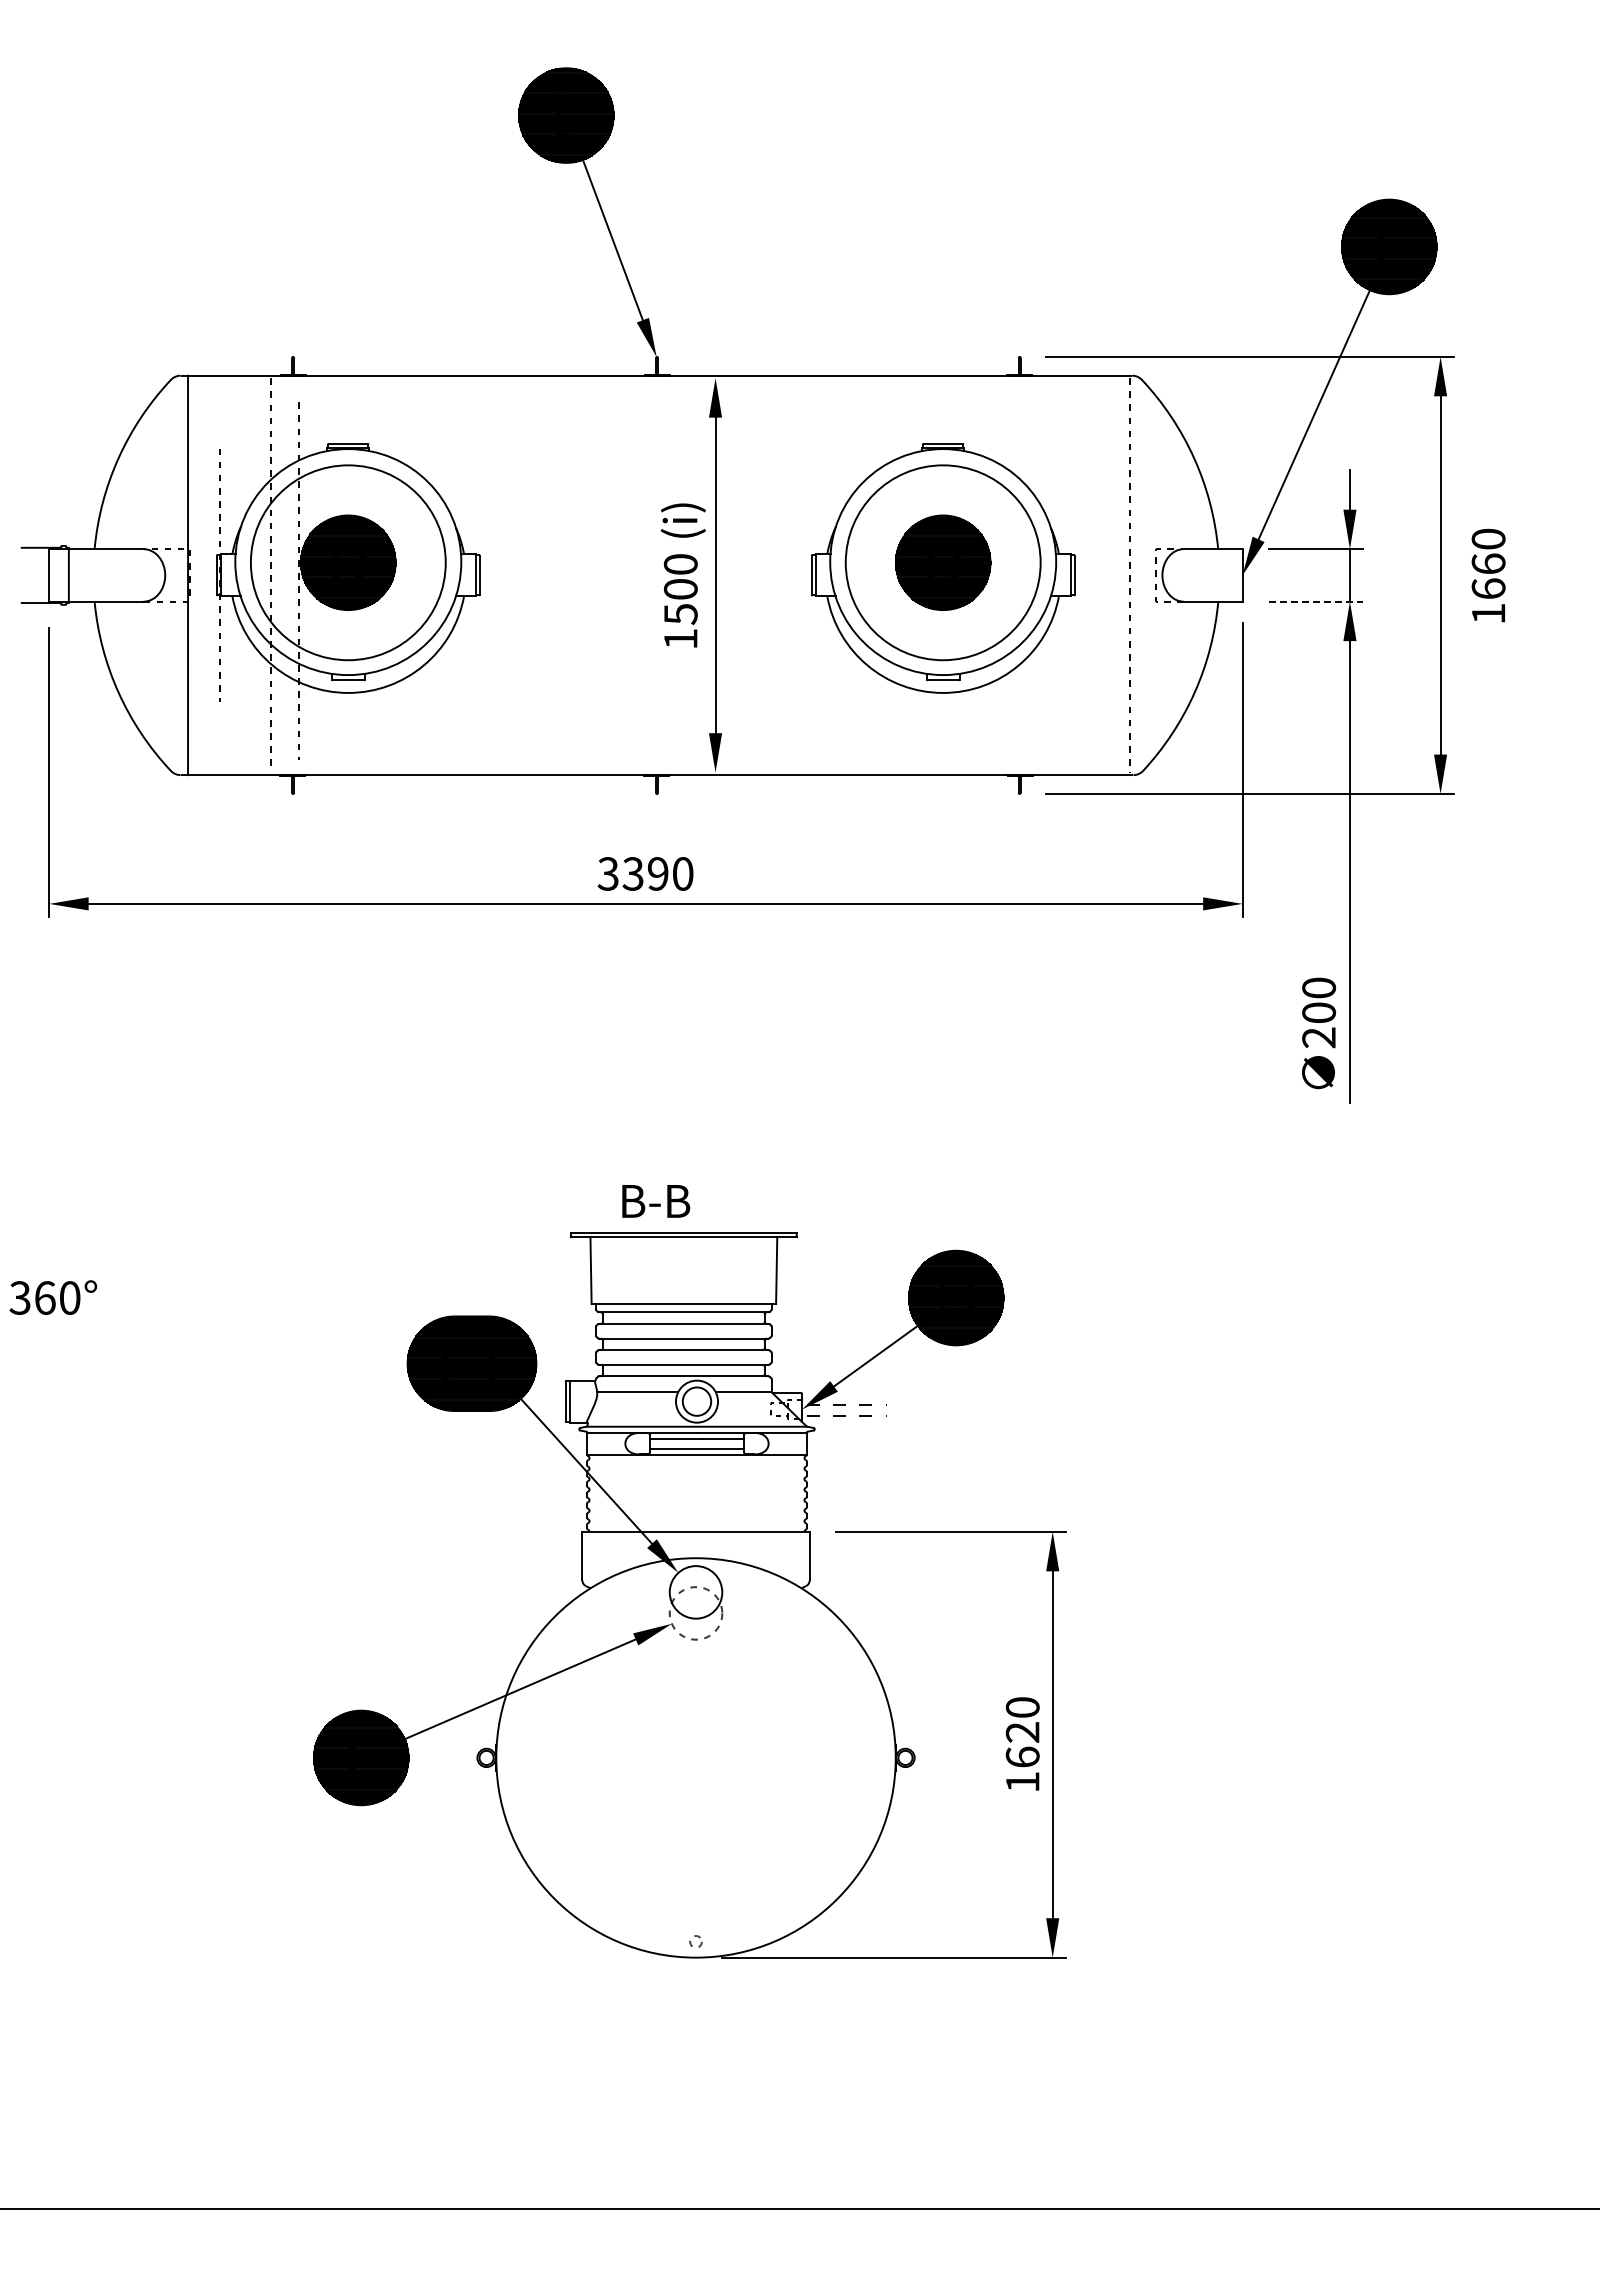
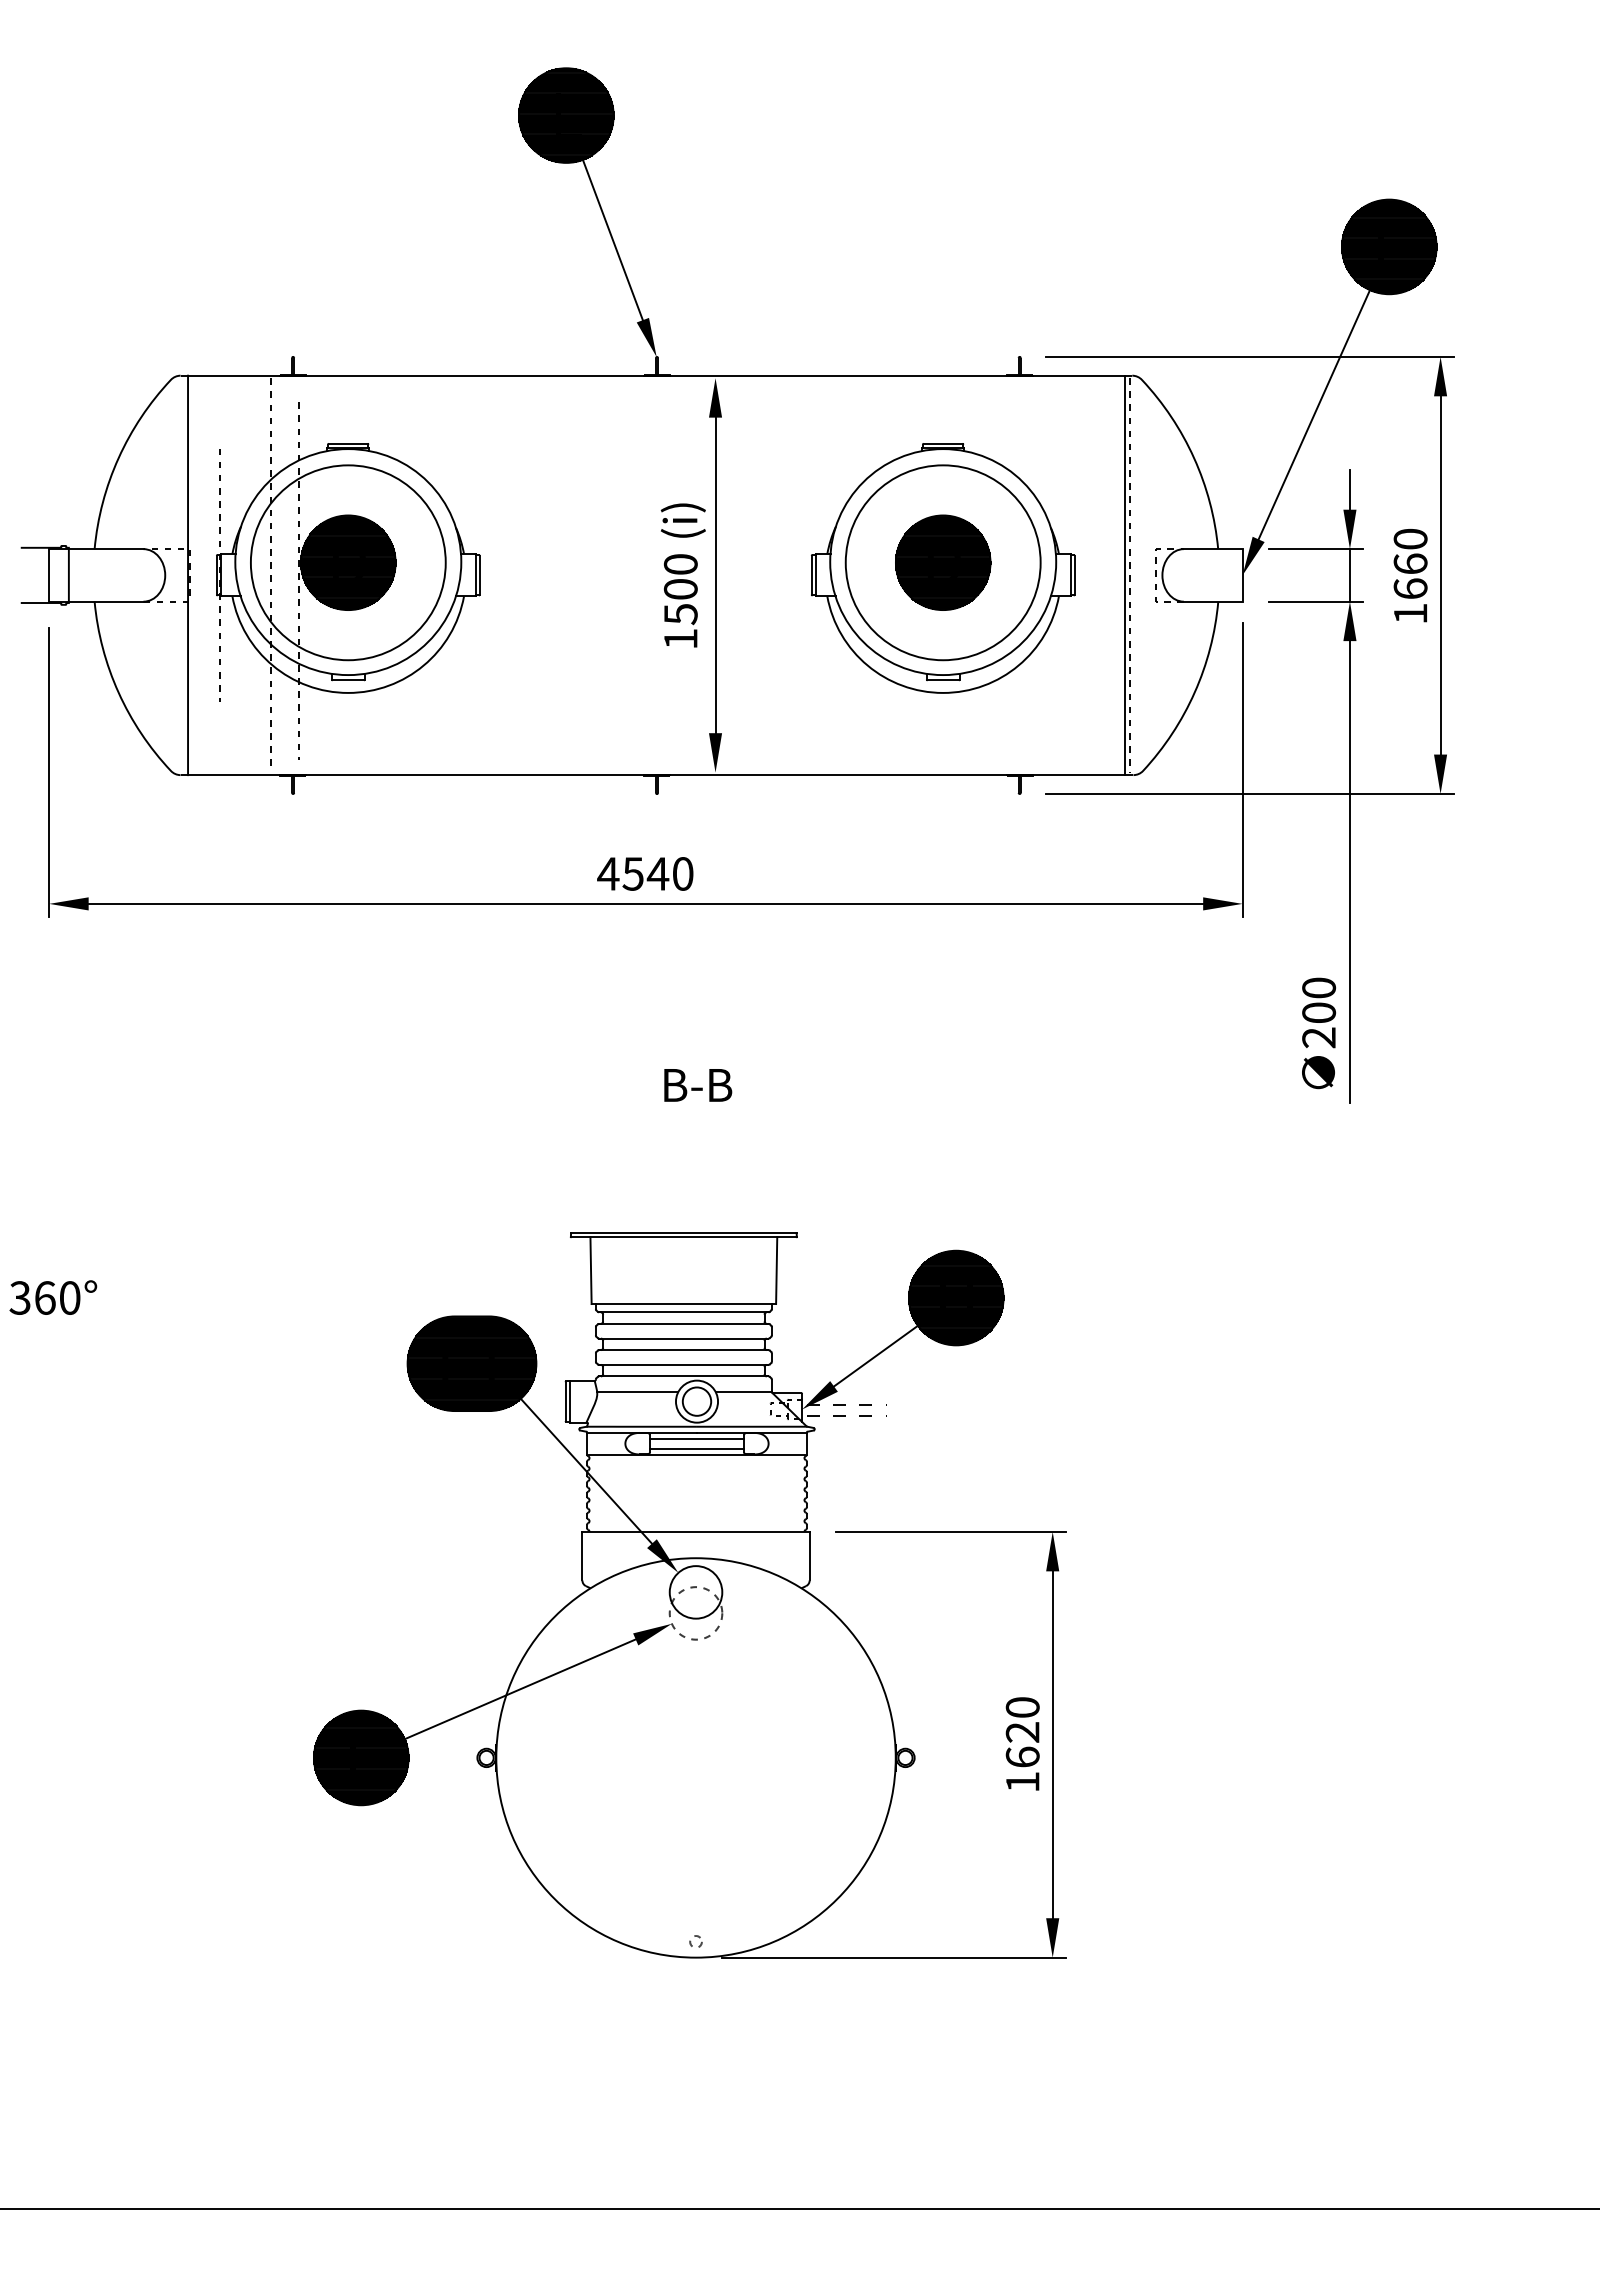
line: none -> present (1124, 575)
text position: (1488, 575) -> (1410, 575) (1410, 575)
line: dashed -> solid (1316, 601)
text: 3390 -> 4540 (633, 873)
text position: (656, 1201) -> (698, 1085) (698, 1085)
